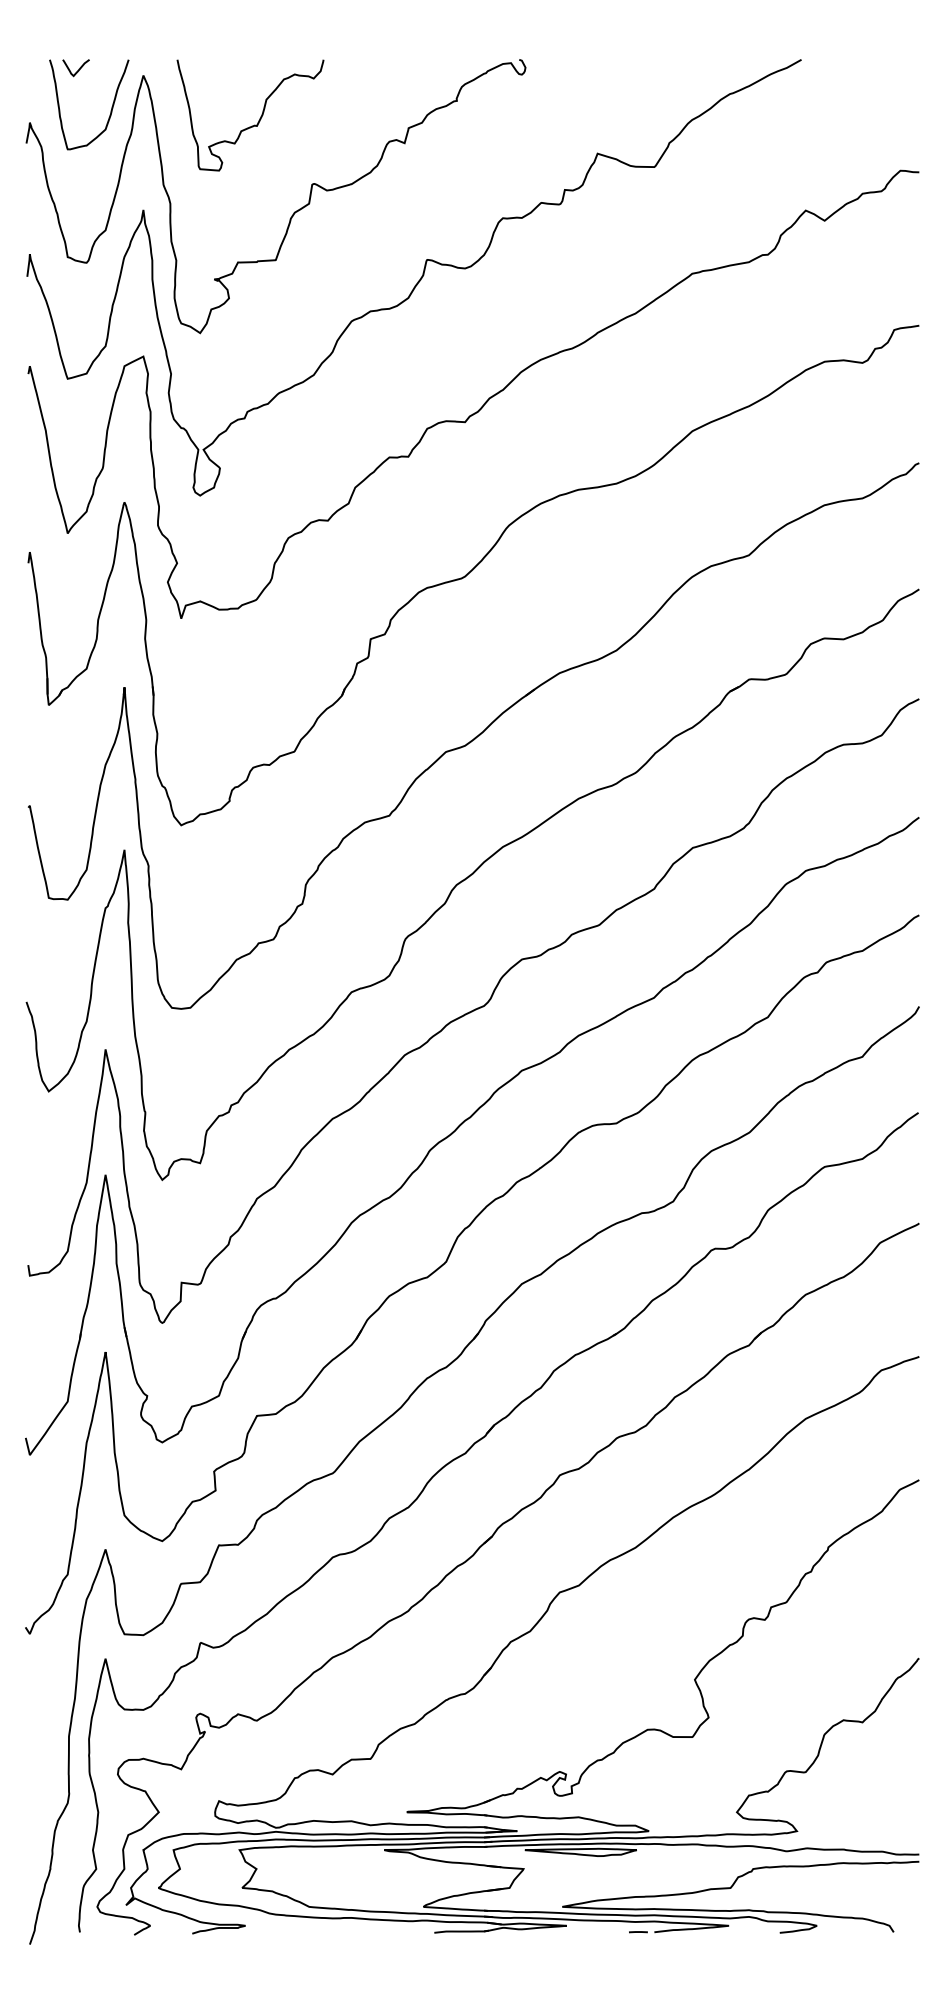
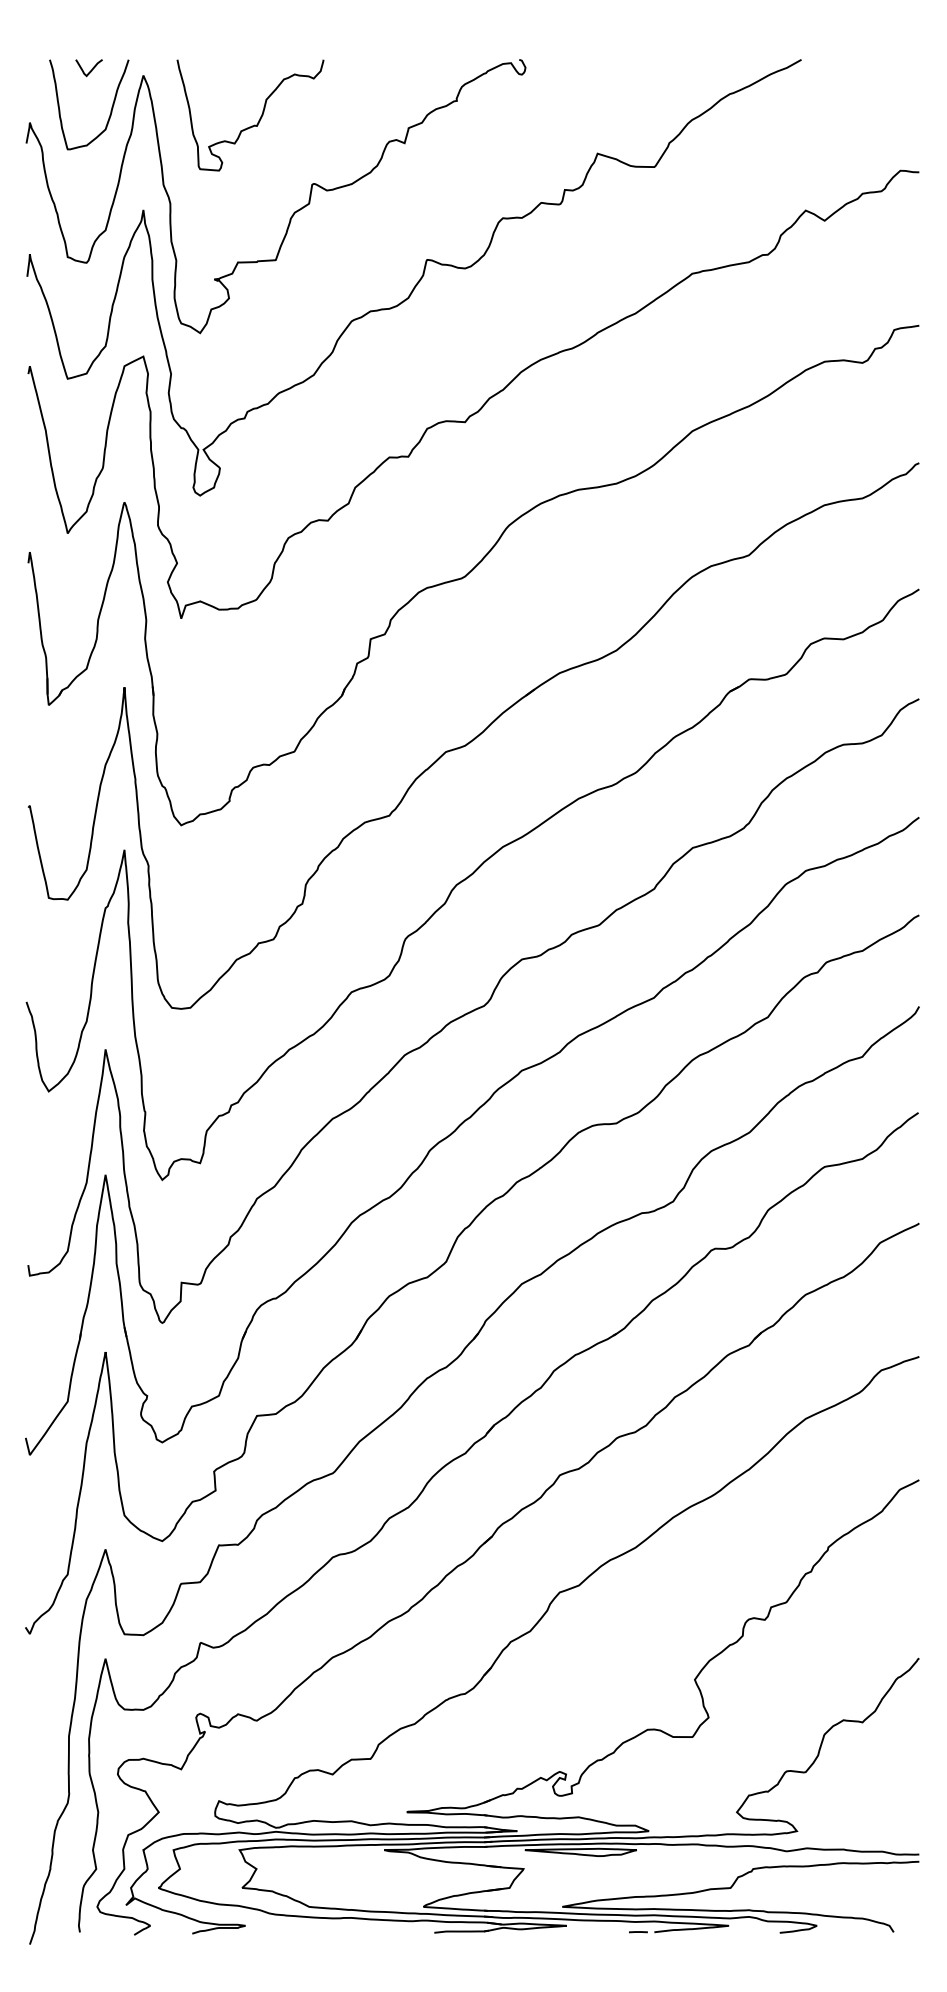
curve position: (77, 70) -> (90, 70) (90, 70)
